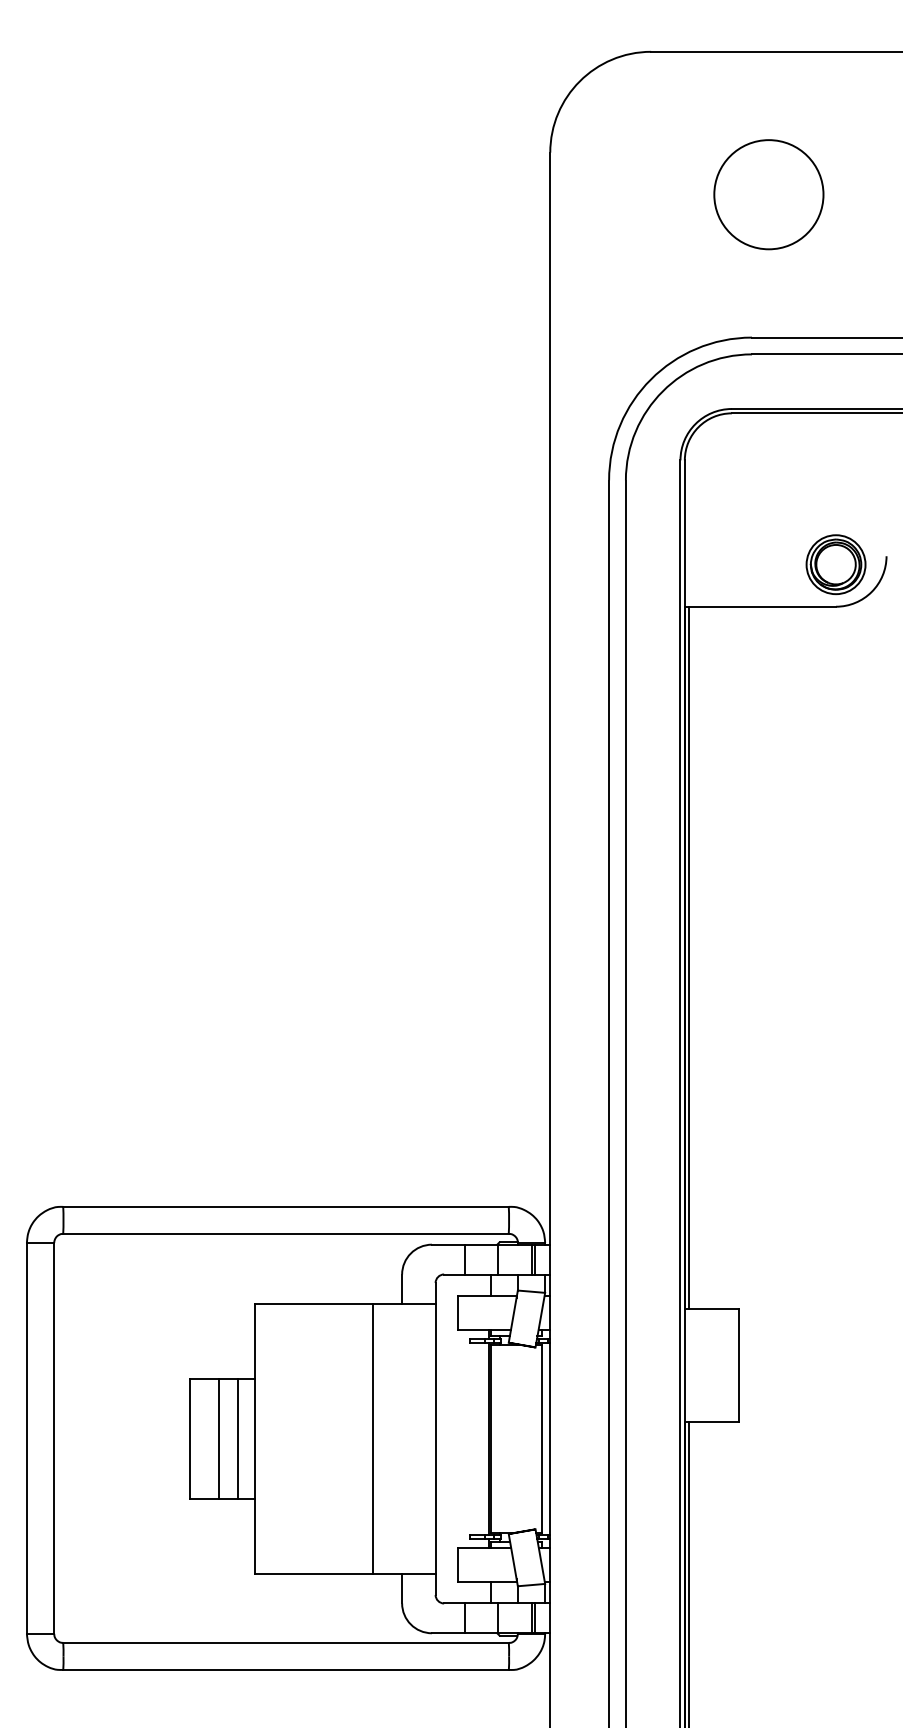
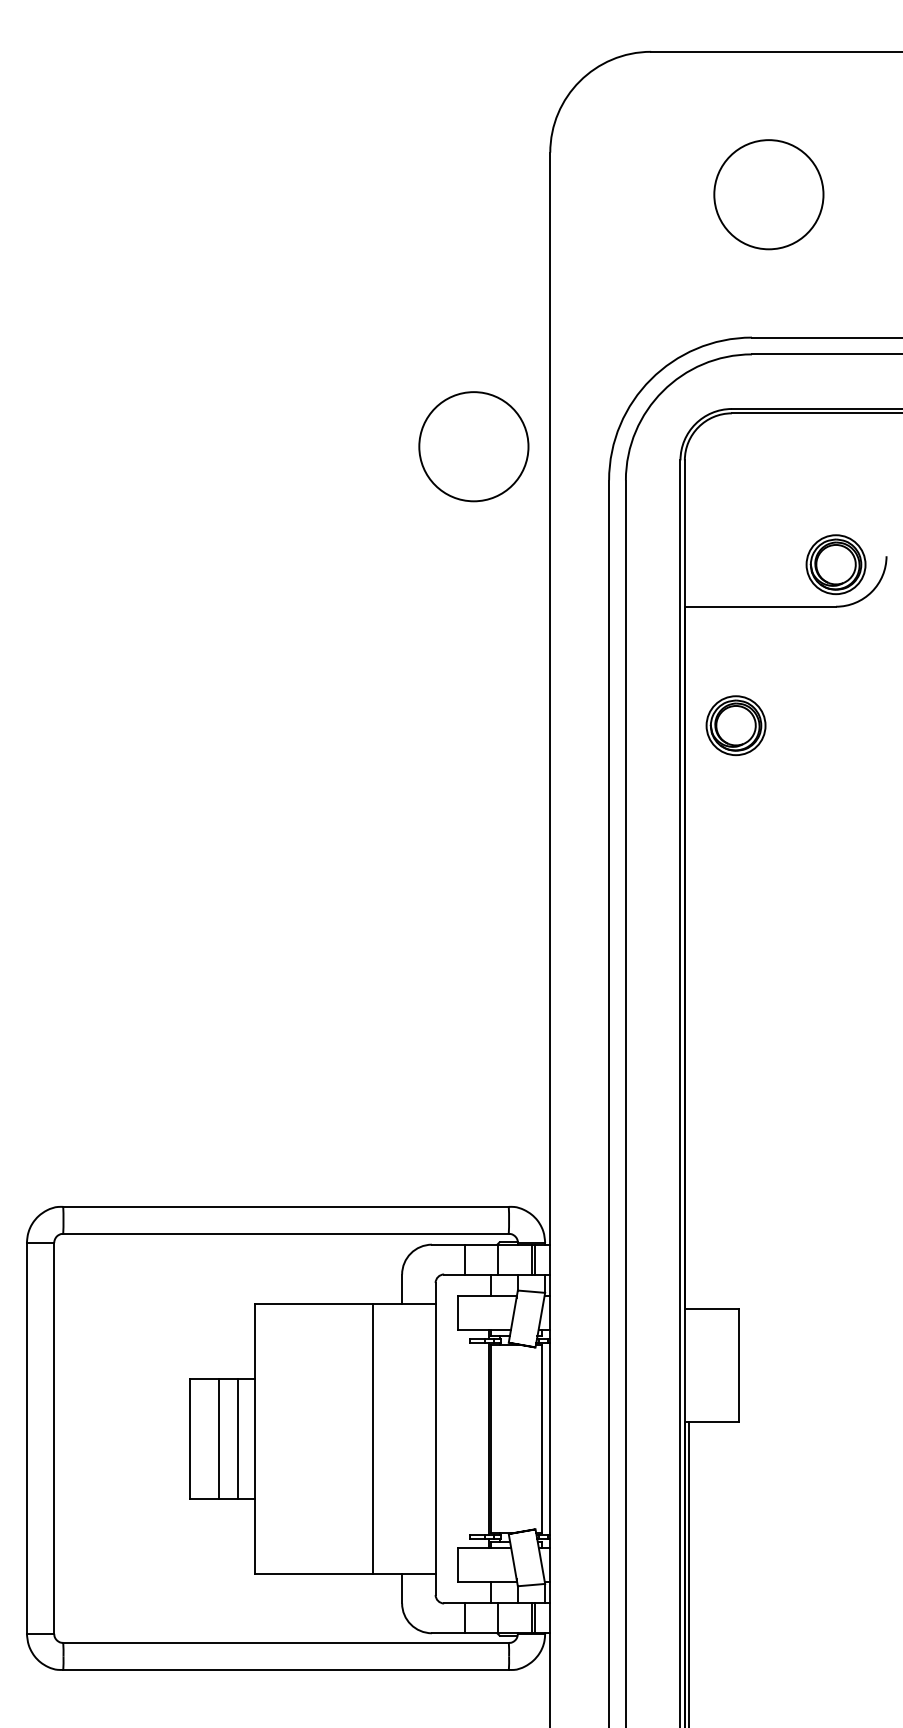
circle: none -> present (473, 446)
part: none -> present (735, 725)
line: present -> none (688, 957)
